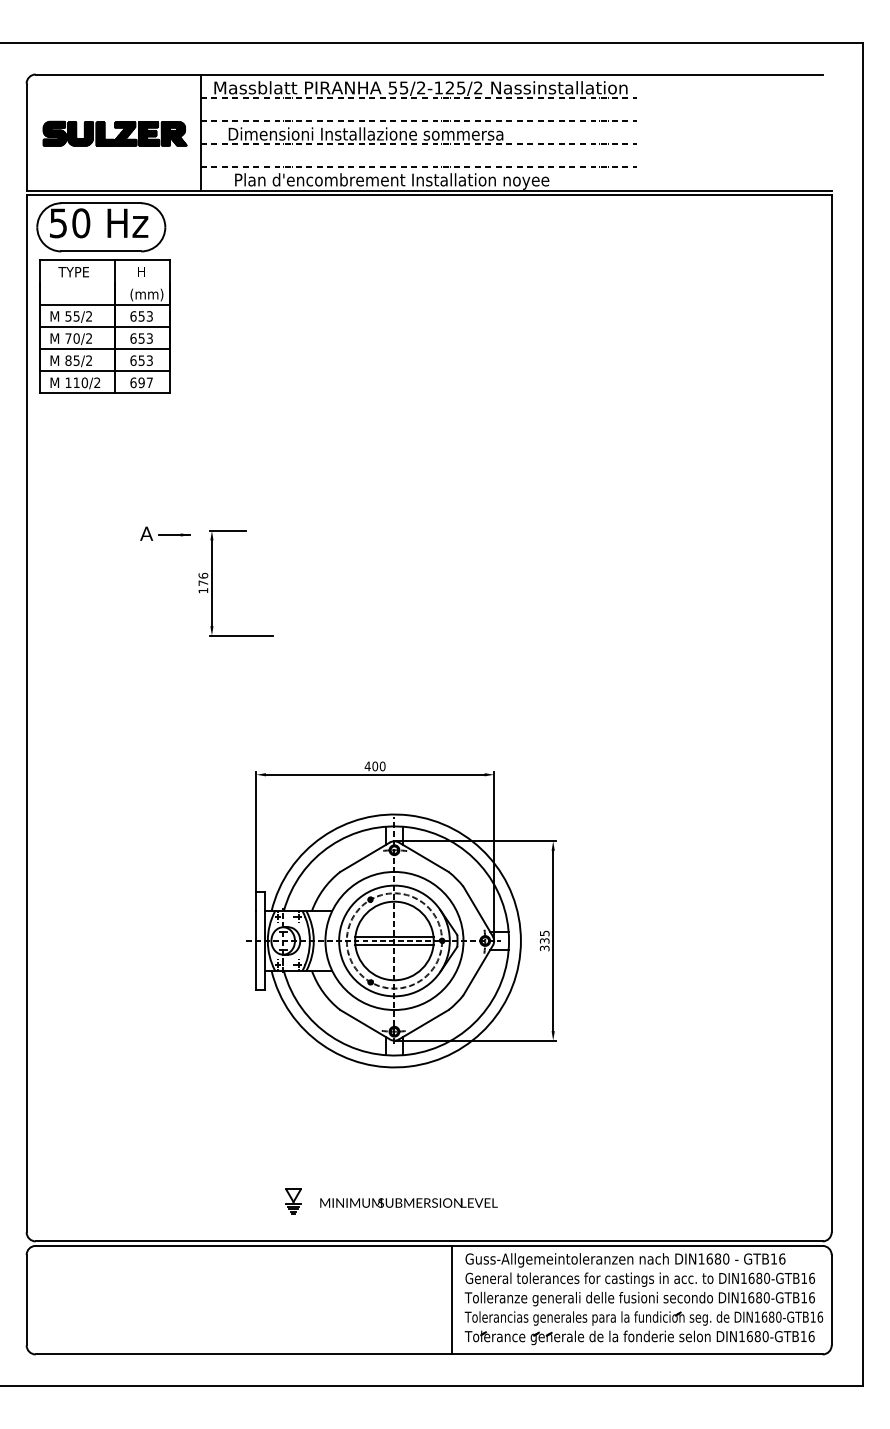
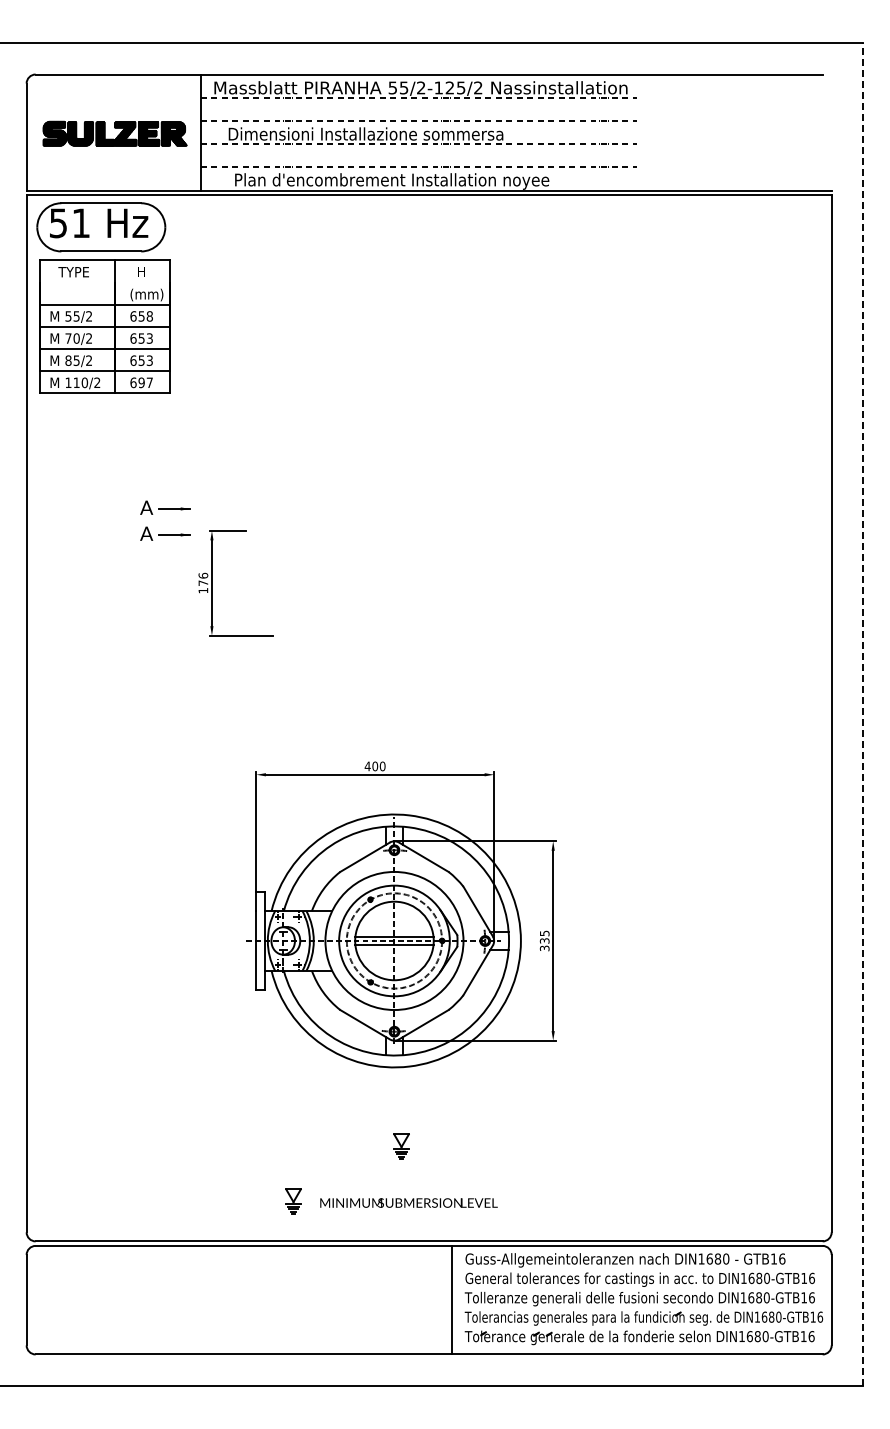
text: 50 -> 51 (81, 223)
text: 653 -> 658 (149, 316)
part: none -> present (165, 507)
line: solid -> dashed (863, 714)
part: none -> present (401, 1146)
